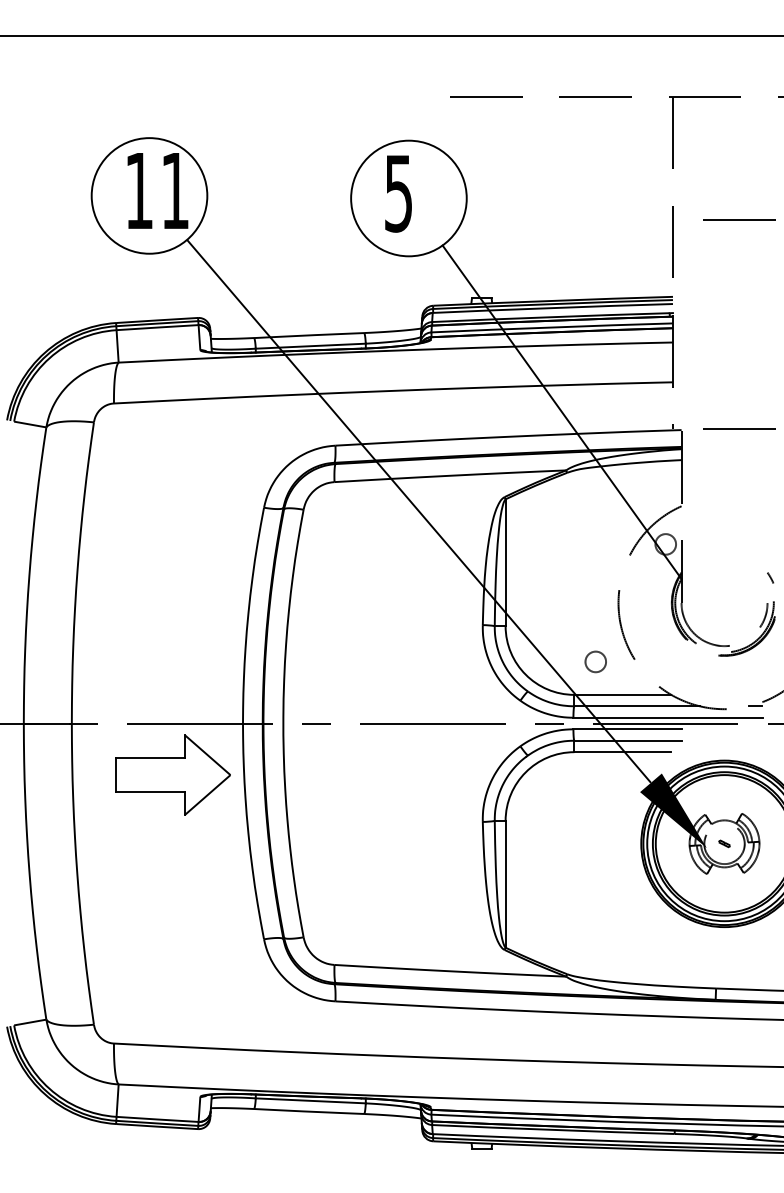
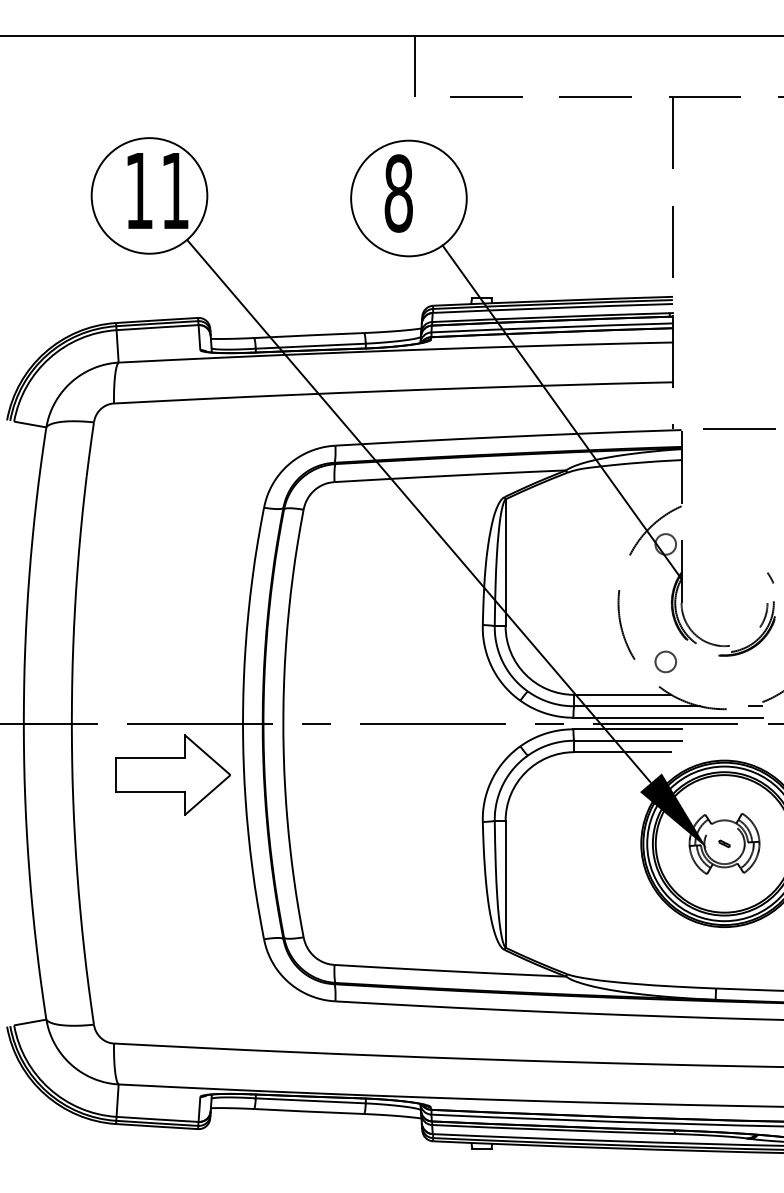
line: none -> present (415, 65)
text: 5 -> 8 (398, 193)
line: present -> none (739, 219)
circle position: (595, 661) -> (665, 661) (665, 661)
